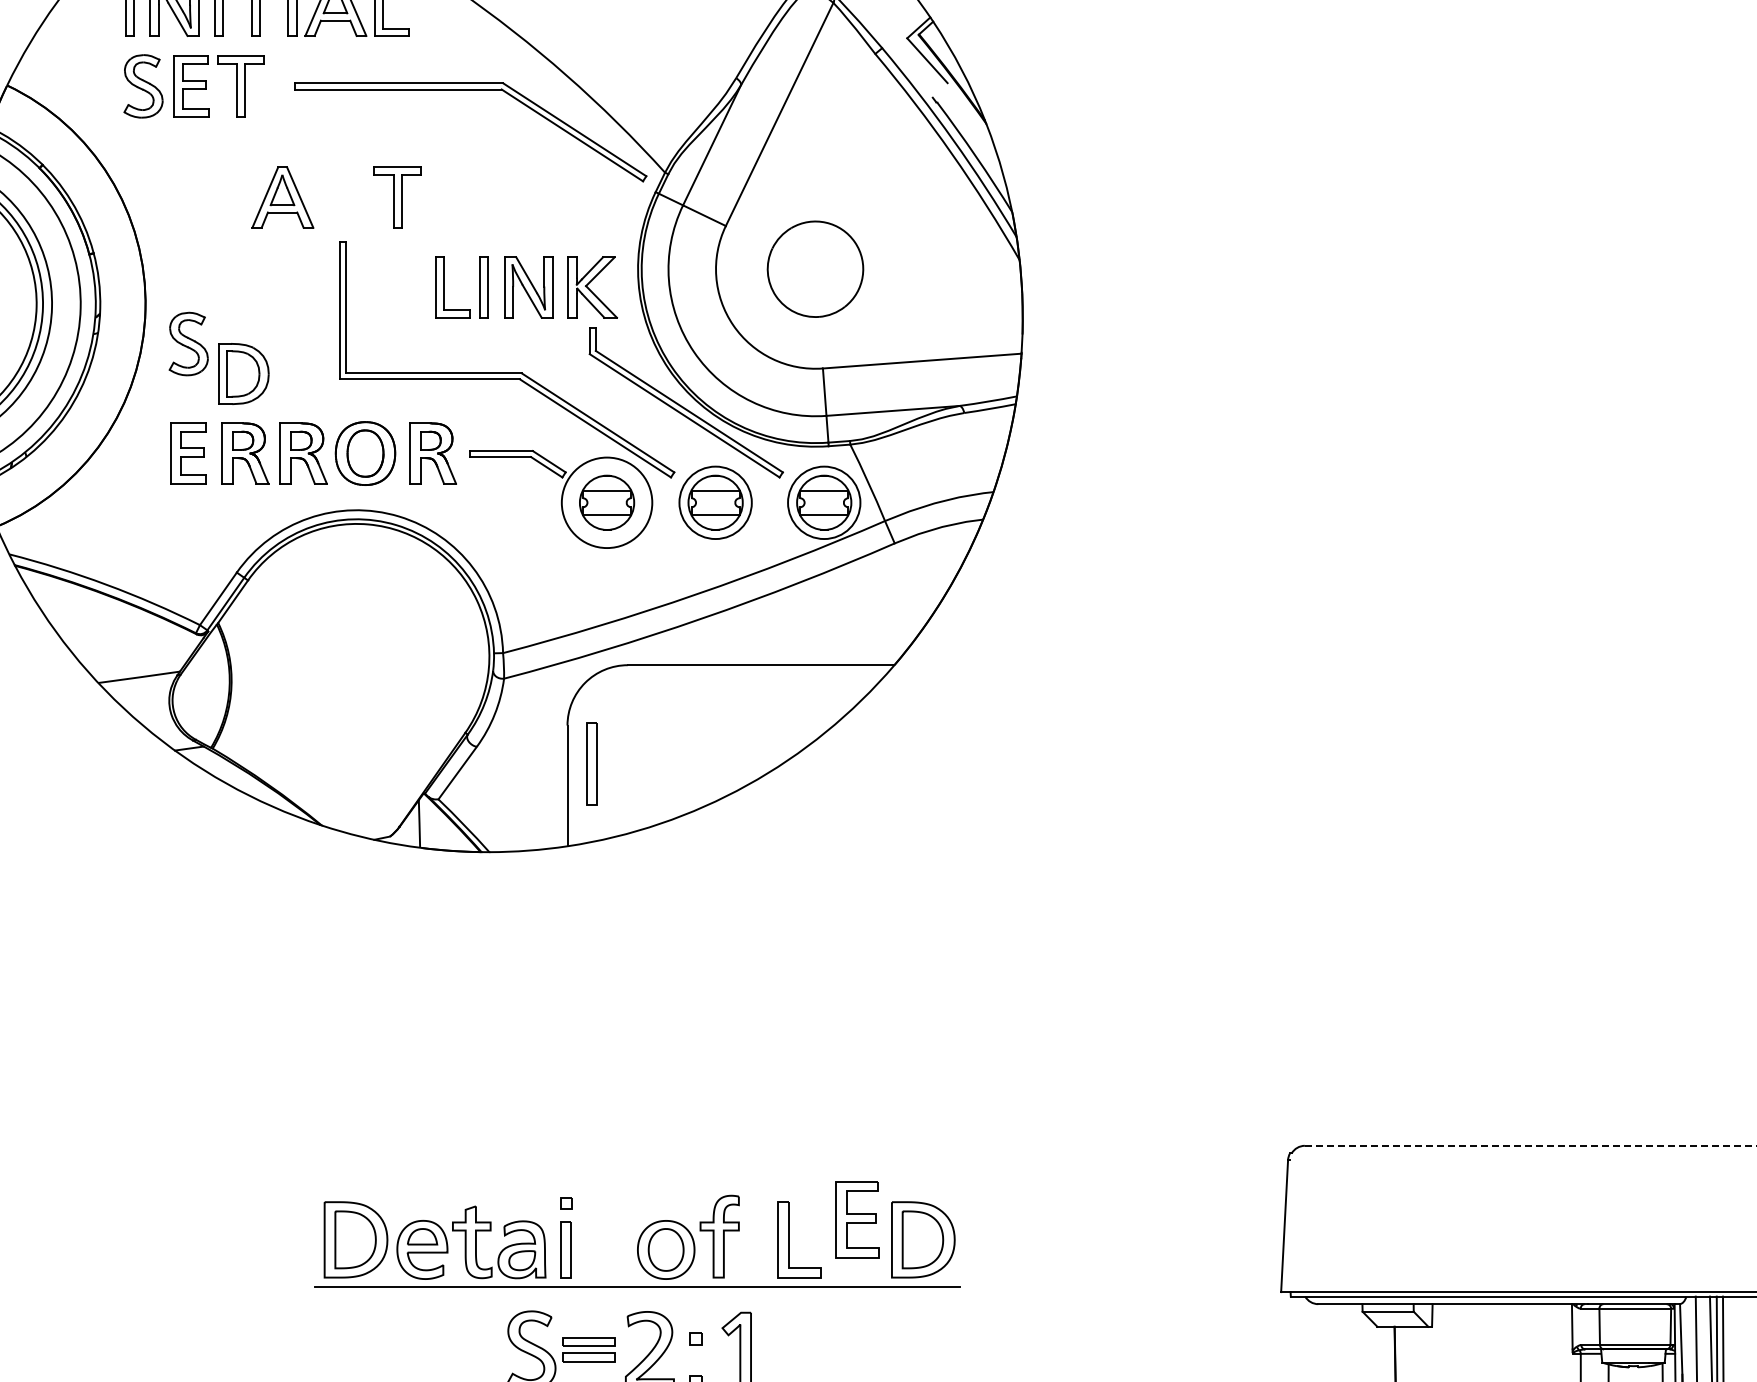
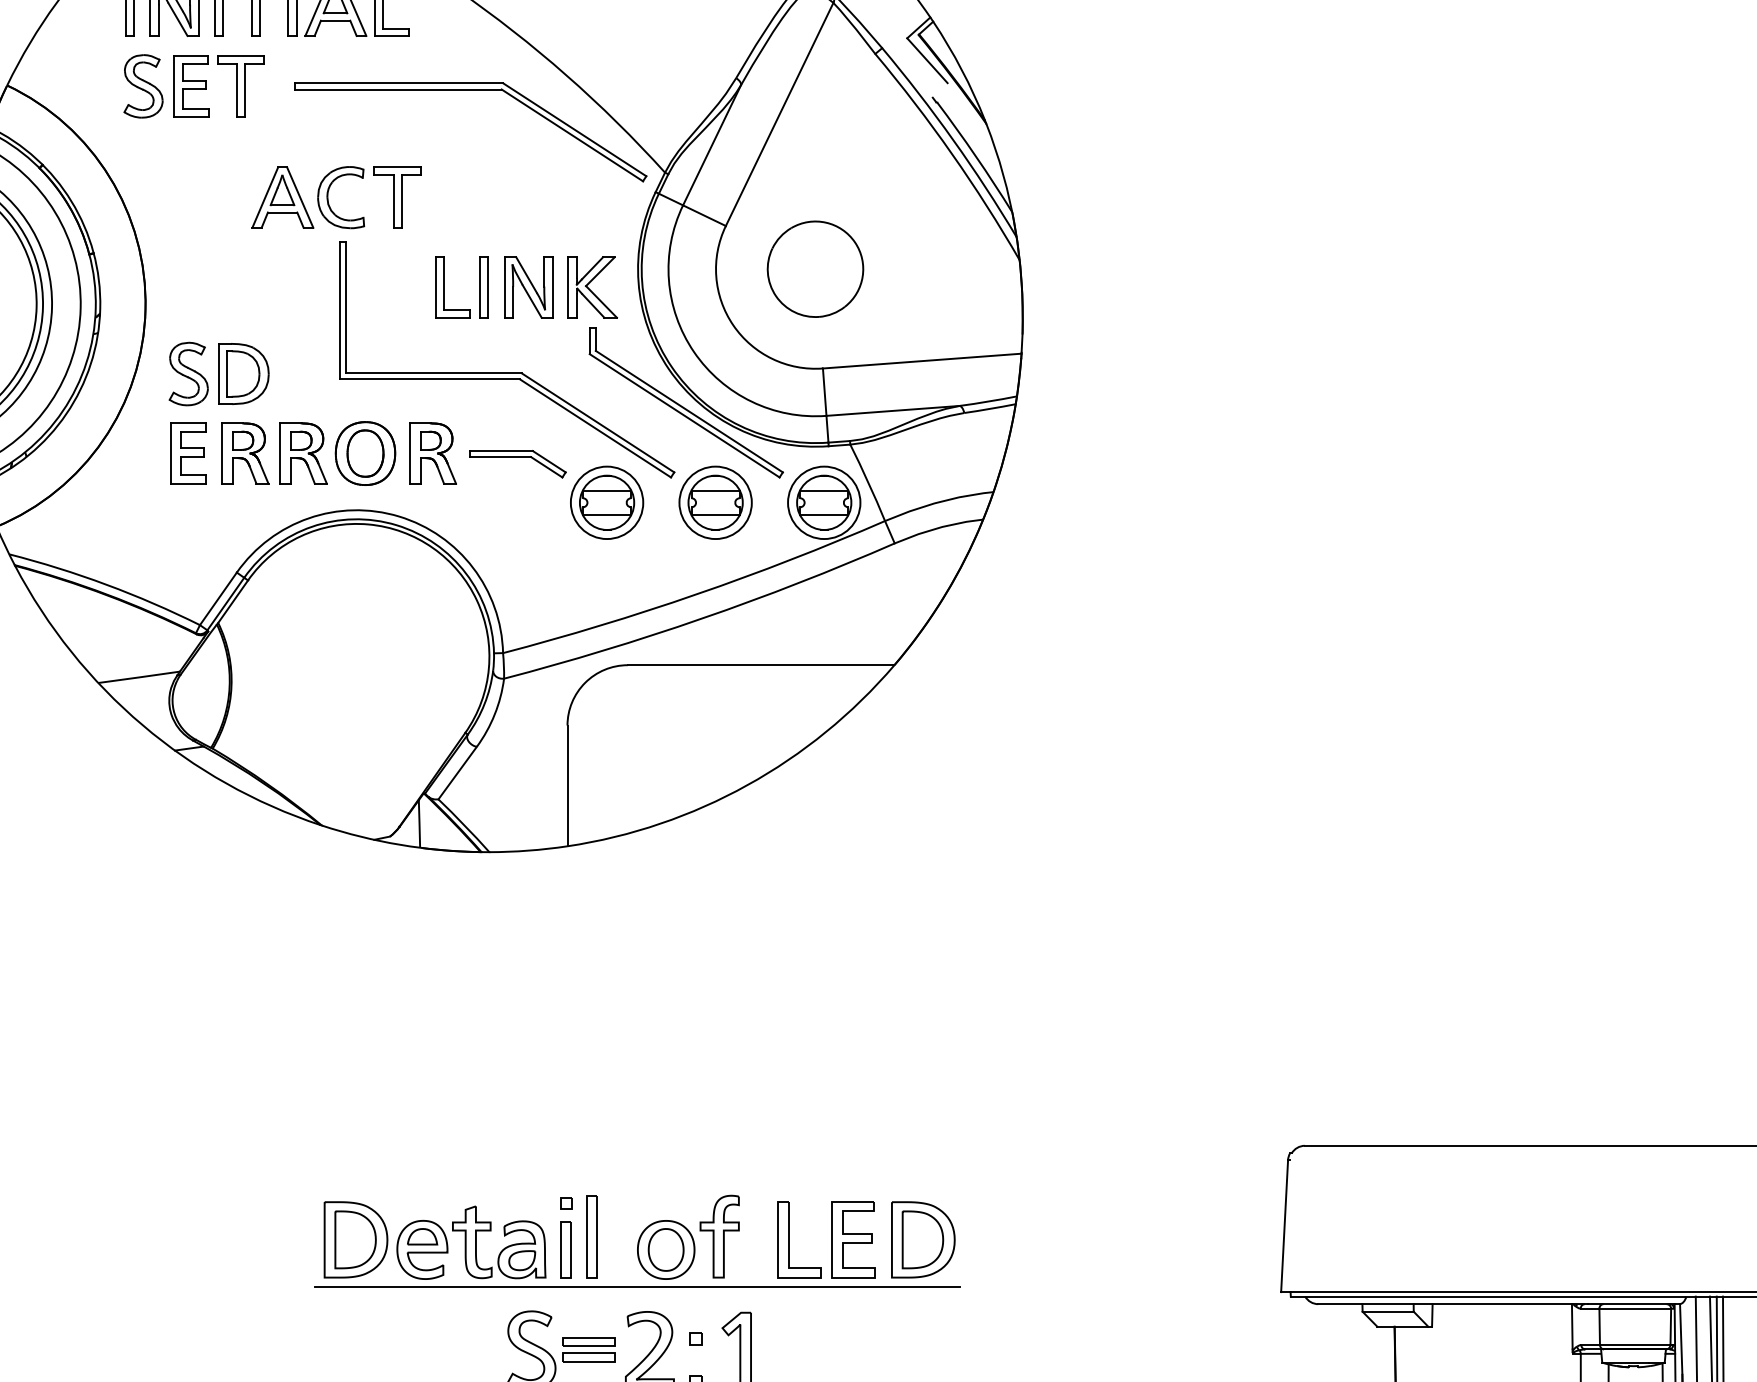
part: none -> present (328, 197)
part position: (188, 343) -> (188, 373) (188, 373)
circle diameter: 90 px -> 72 px (606, 502)
part position: (591, 763) -> (591, 1236) (591, 1236)
line: dashed -> solid (1530, 1145)
part position: (857, 1219) -> (853, 1239) (853, 1239)
